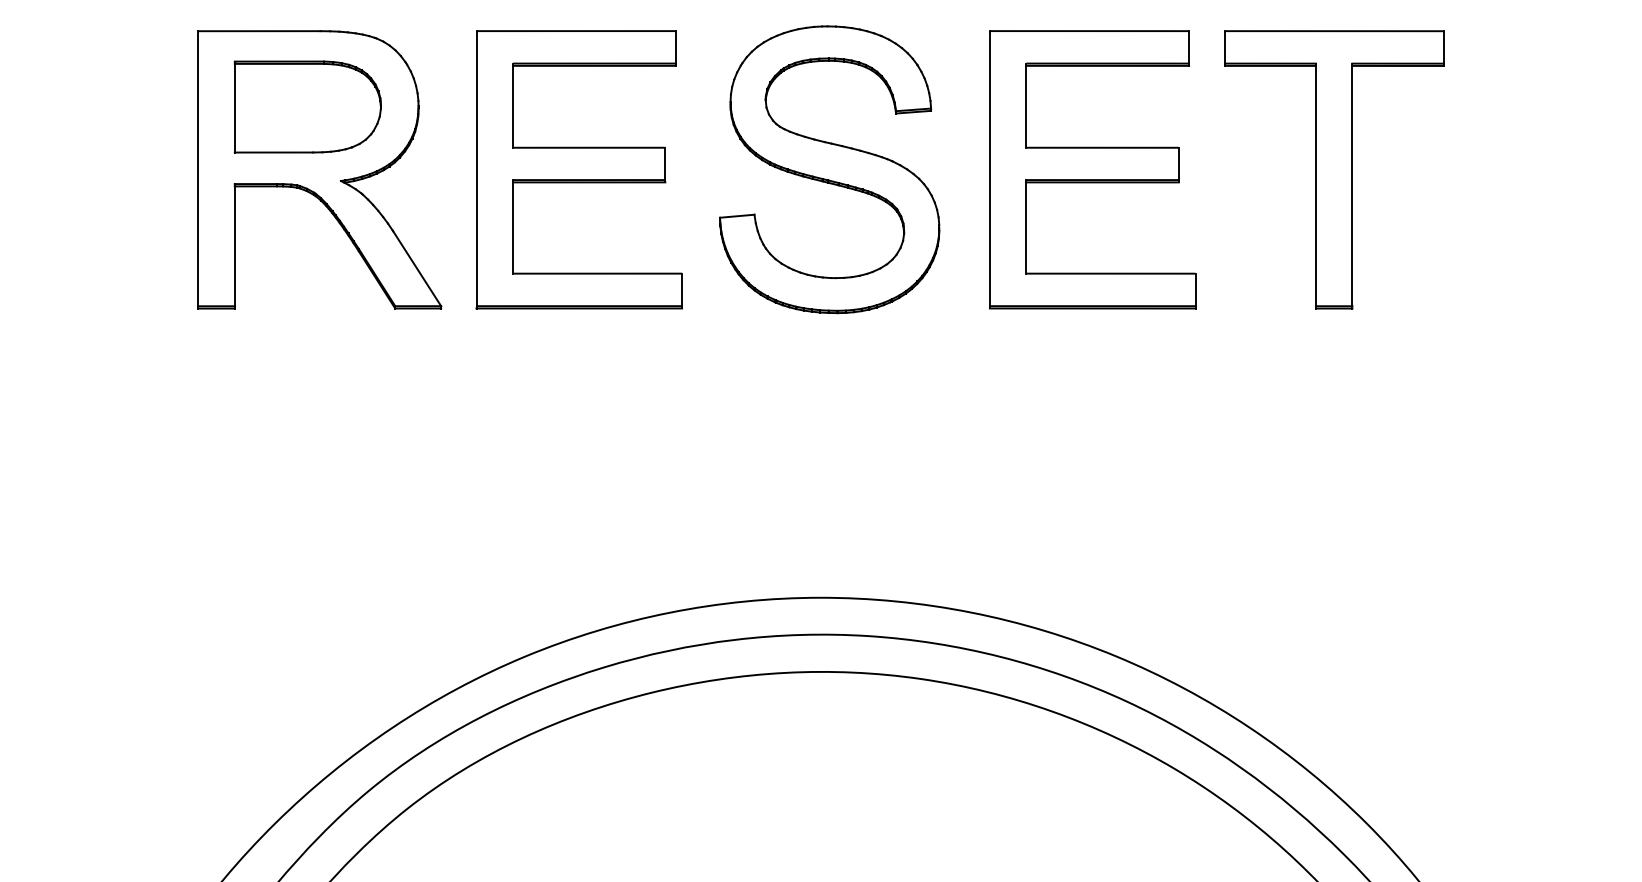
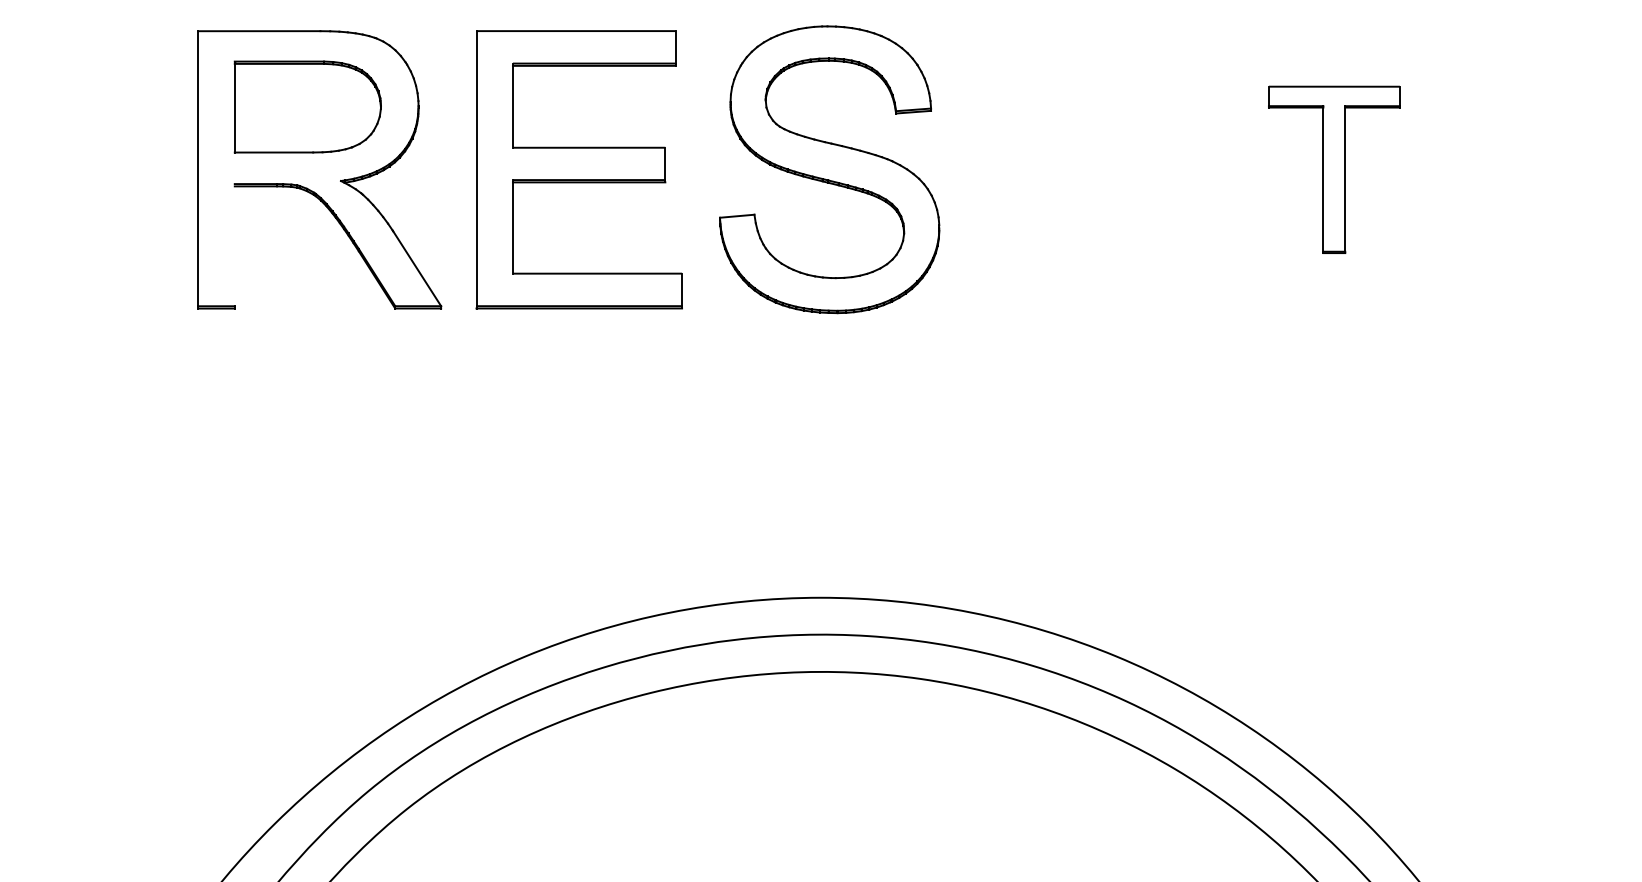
part: present -> none (1092, 169)
part size: 221x280 px -> 133x169 px (1334, 169)
line: present -> none (234, 245)
